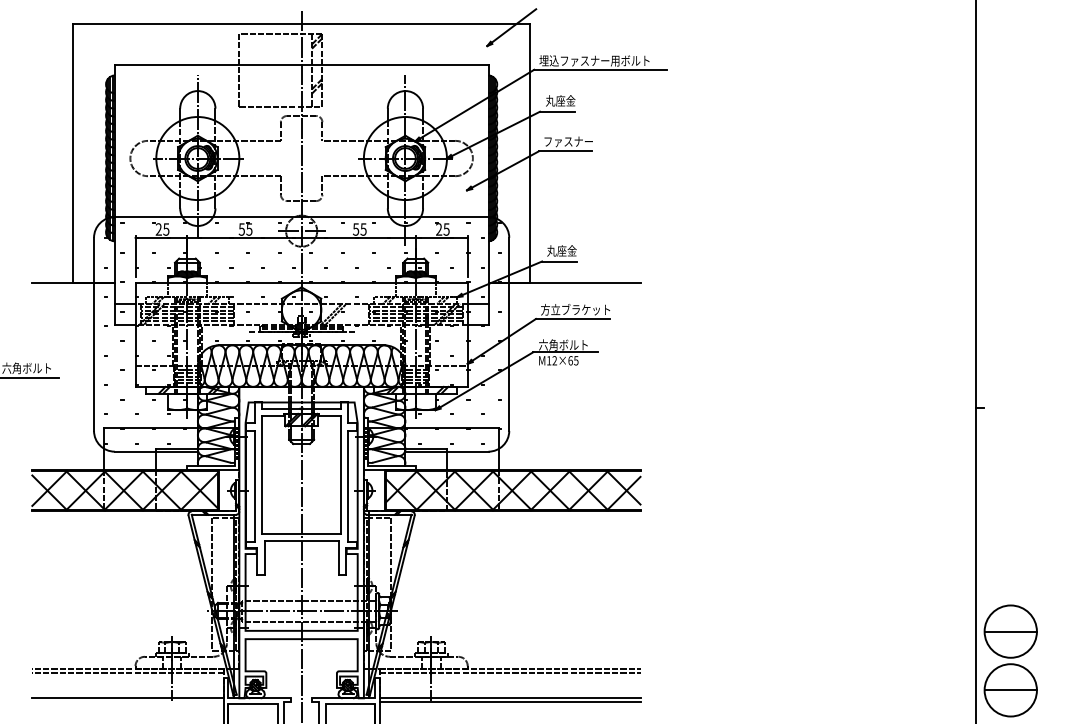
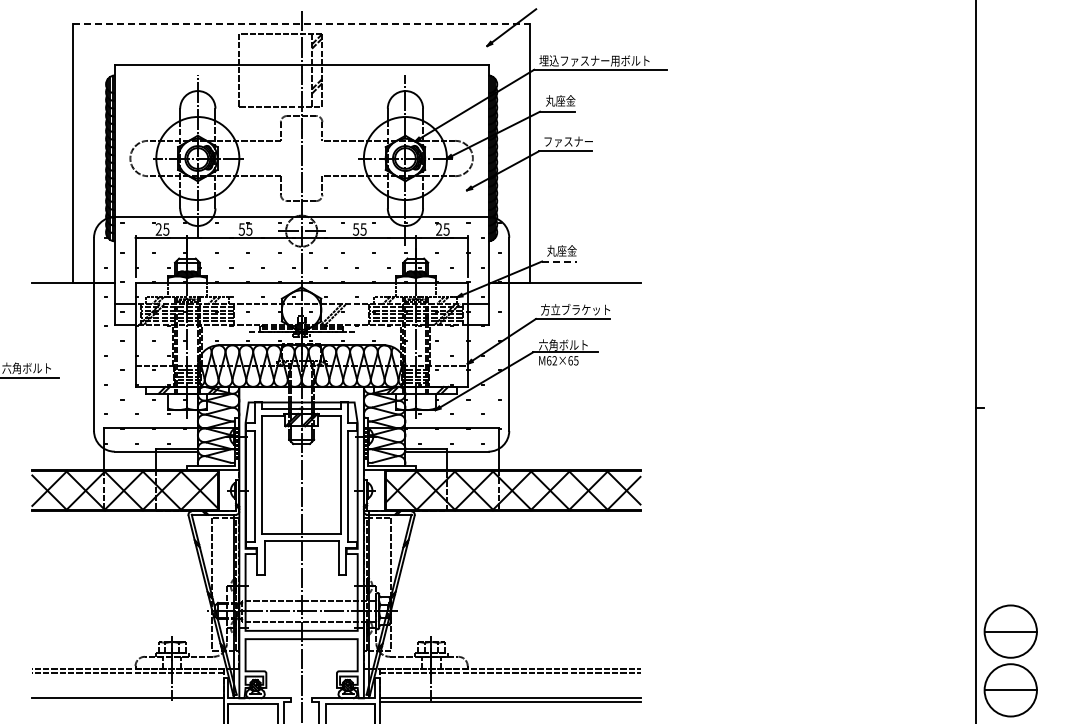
line: solid -> dashed (301, 23)
line: solid -> dashed (559, 261)
text: M12×65 -> M62×65 (549, 360)
